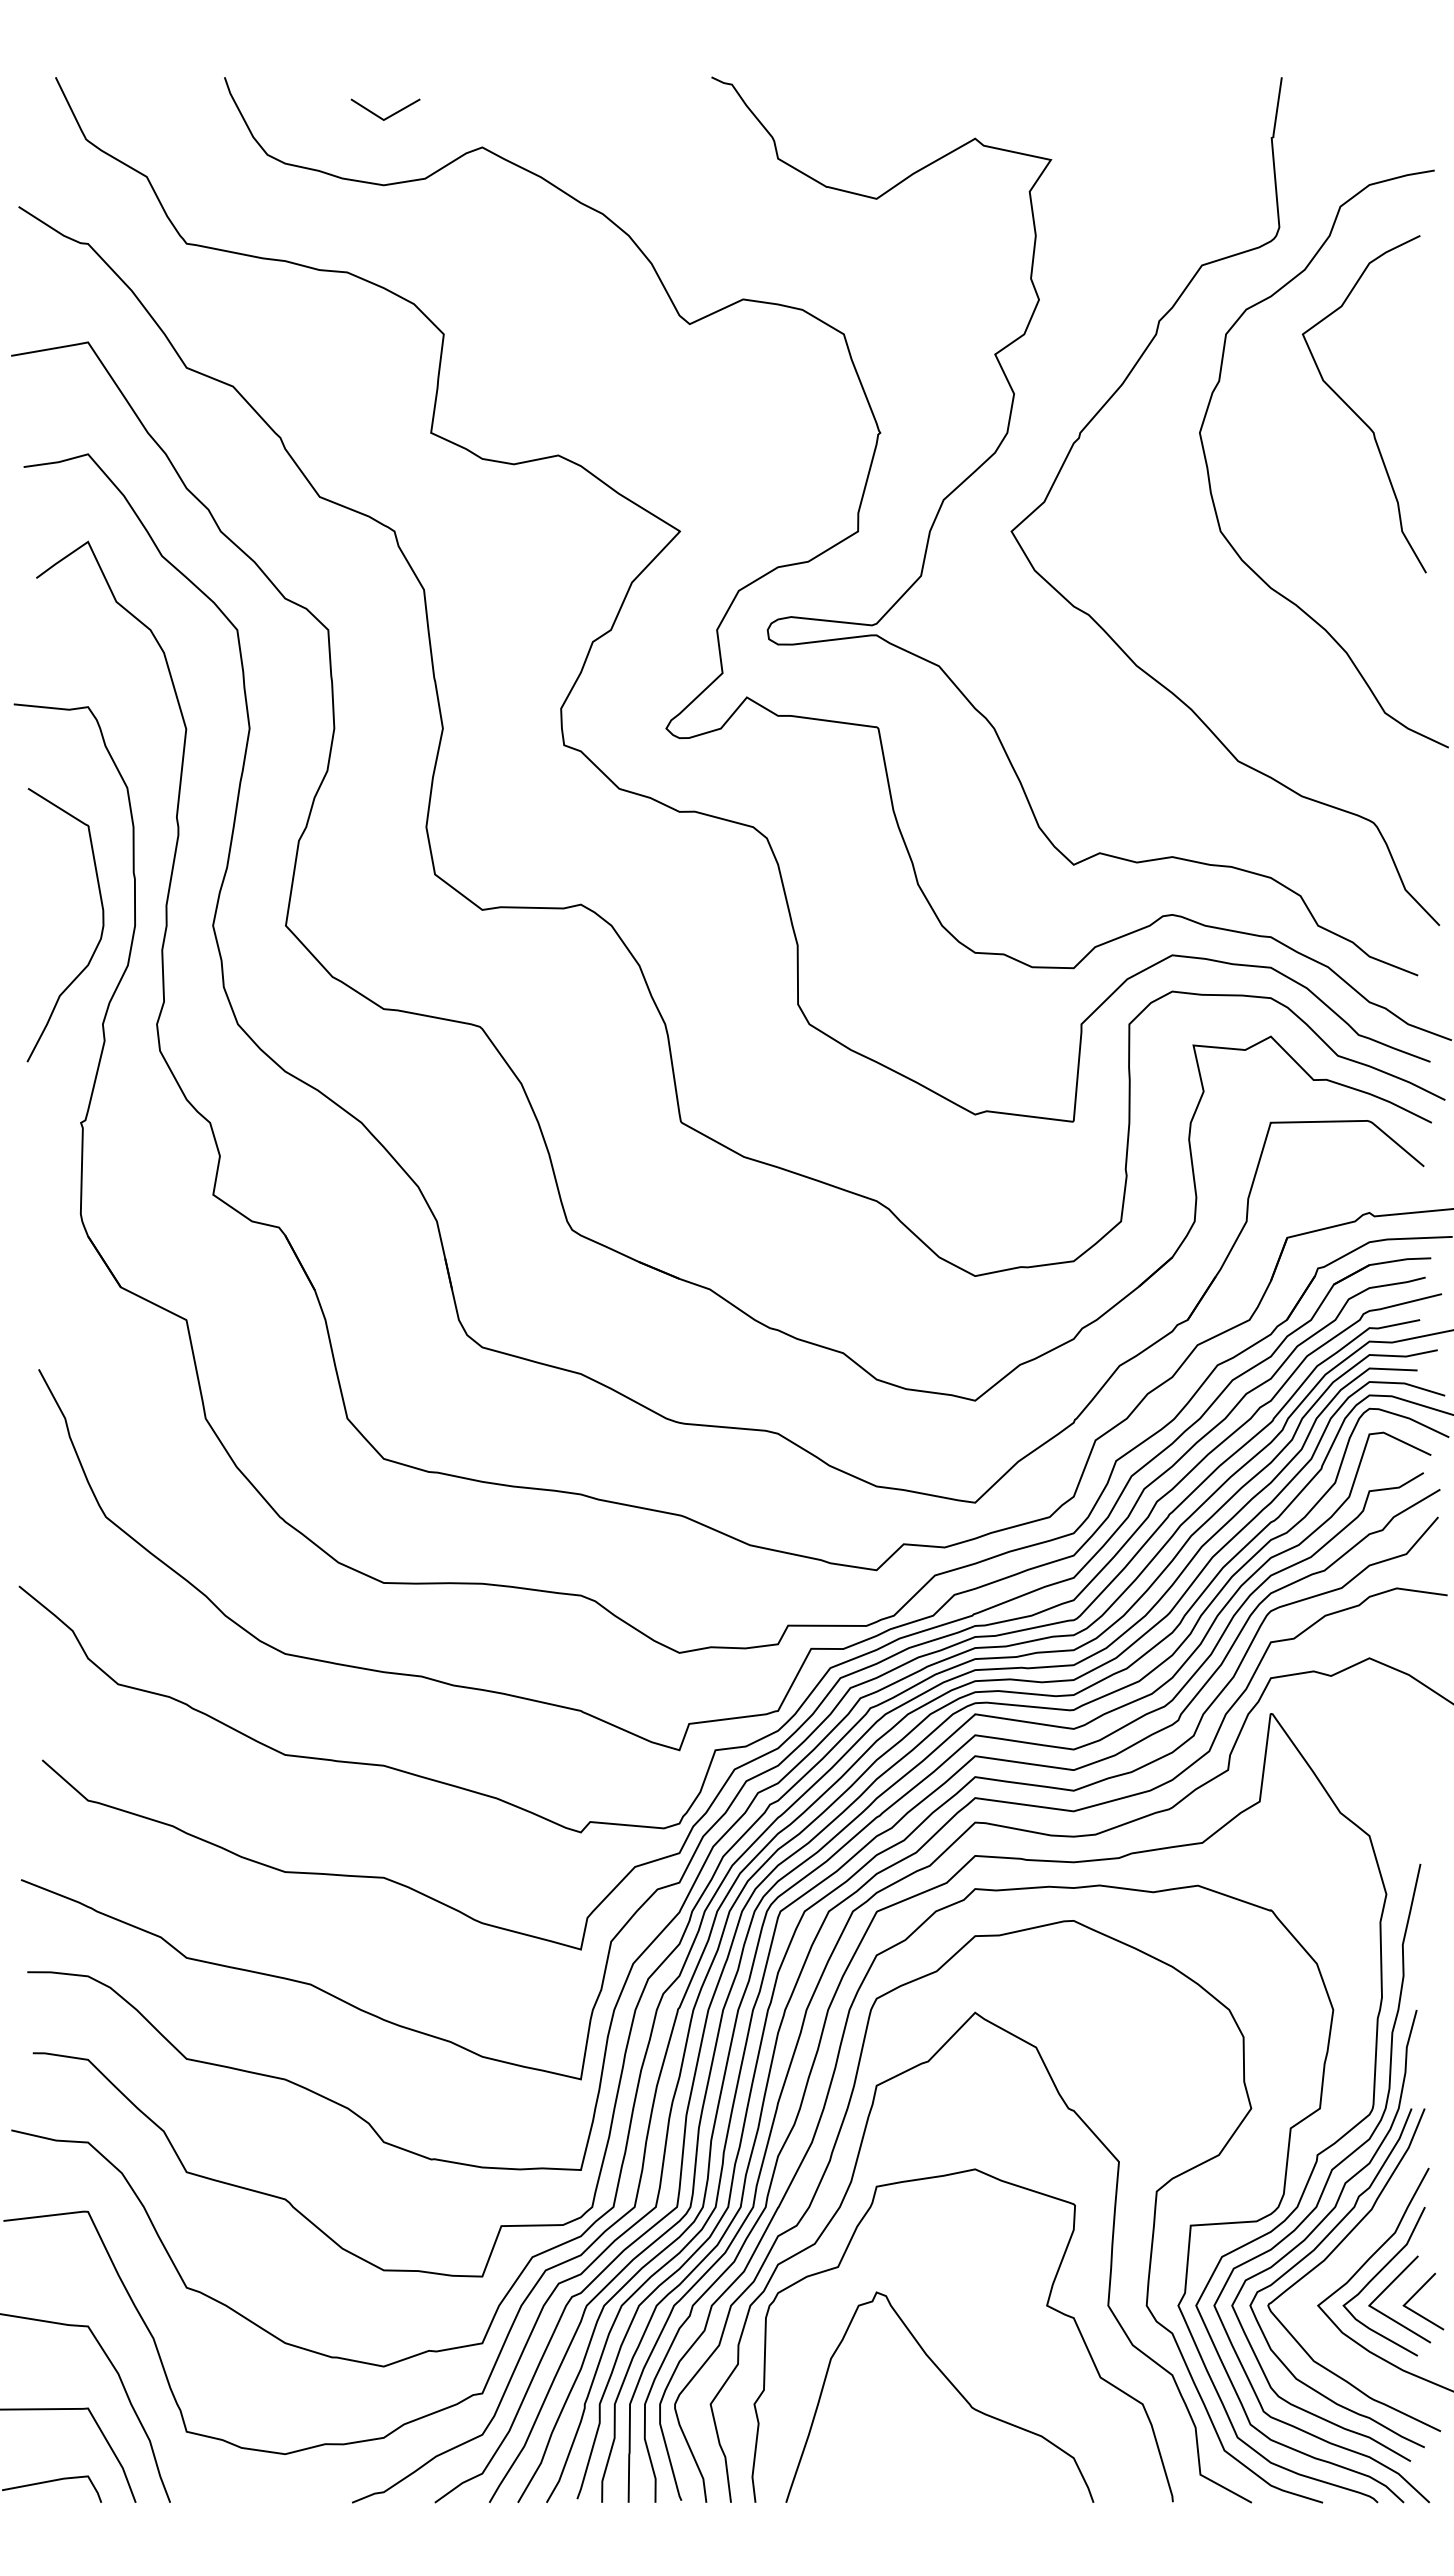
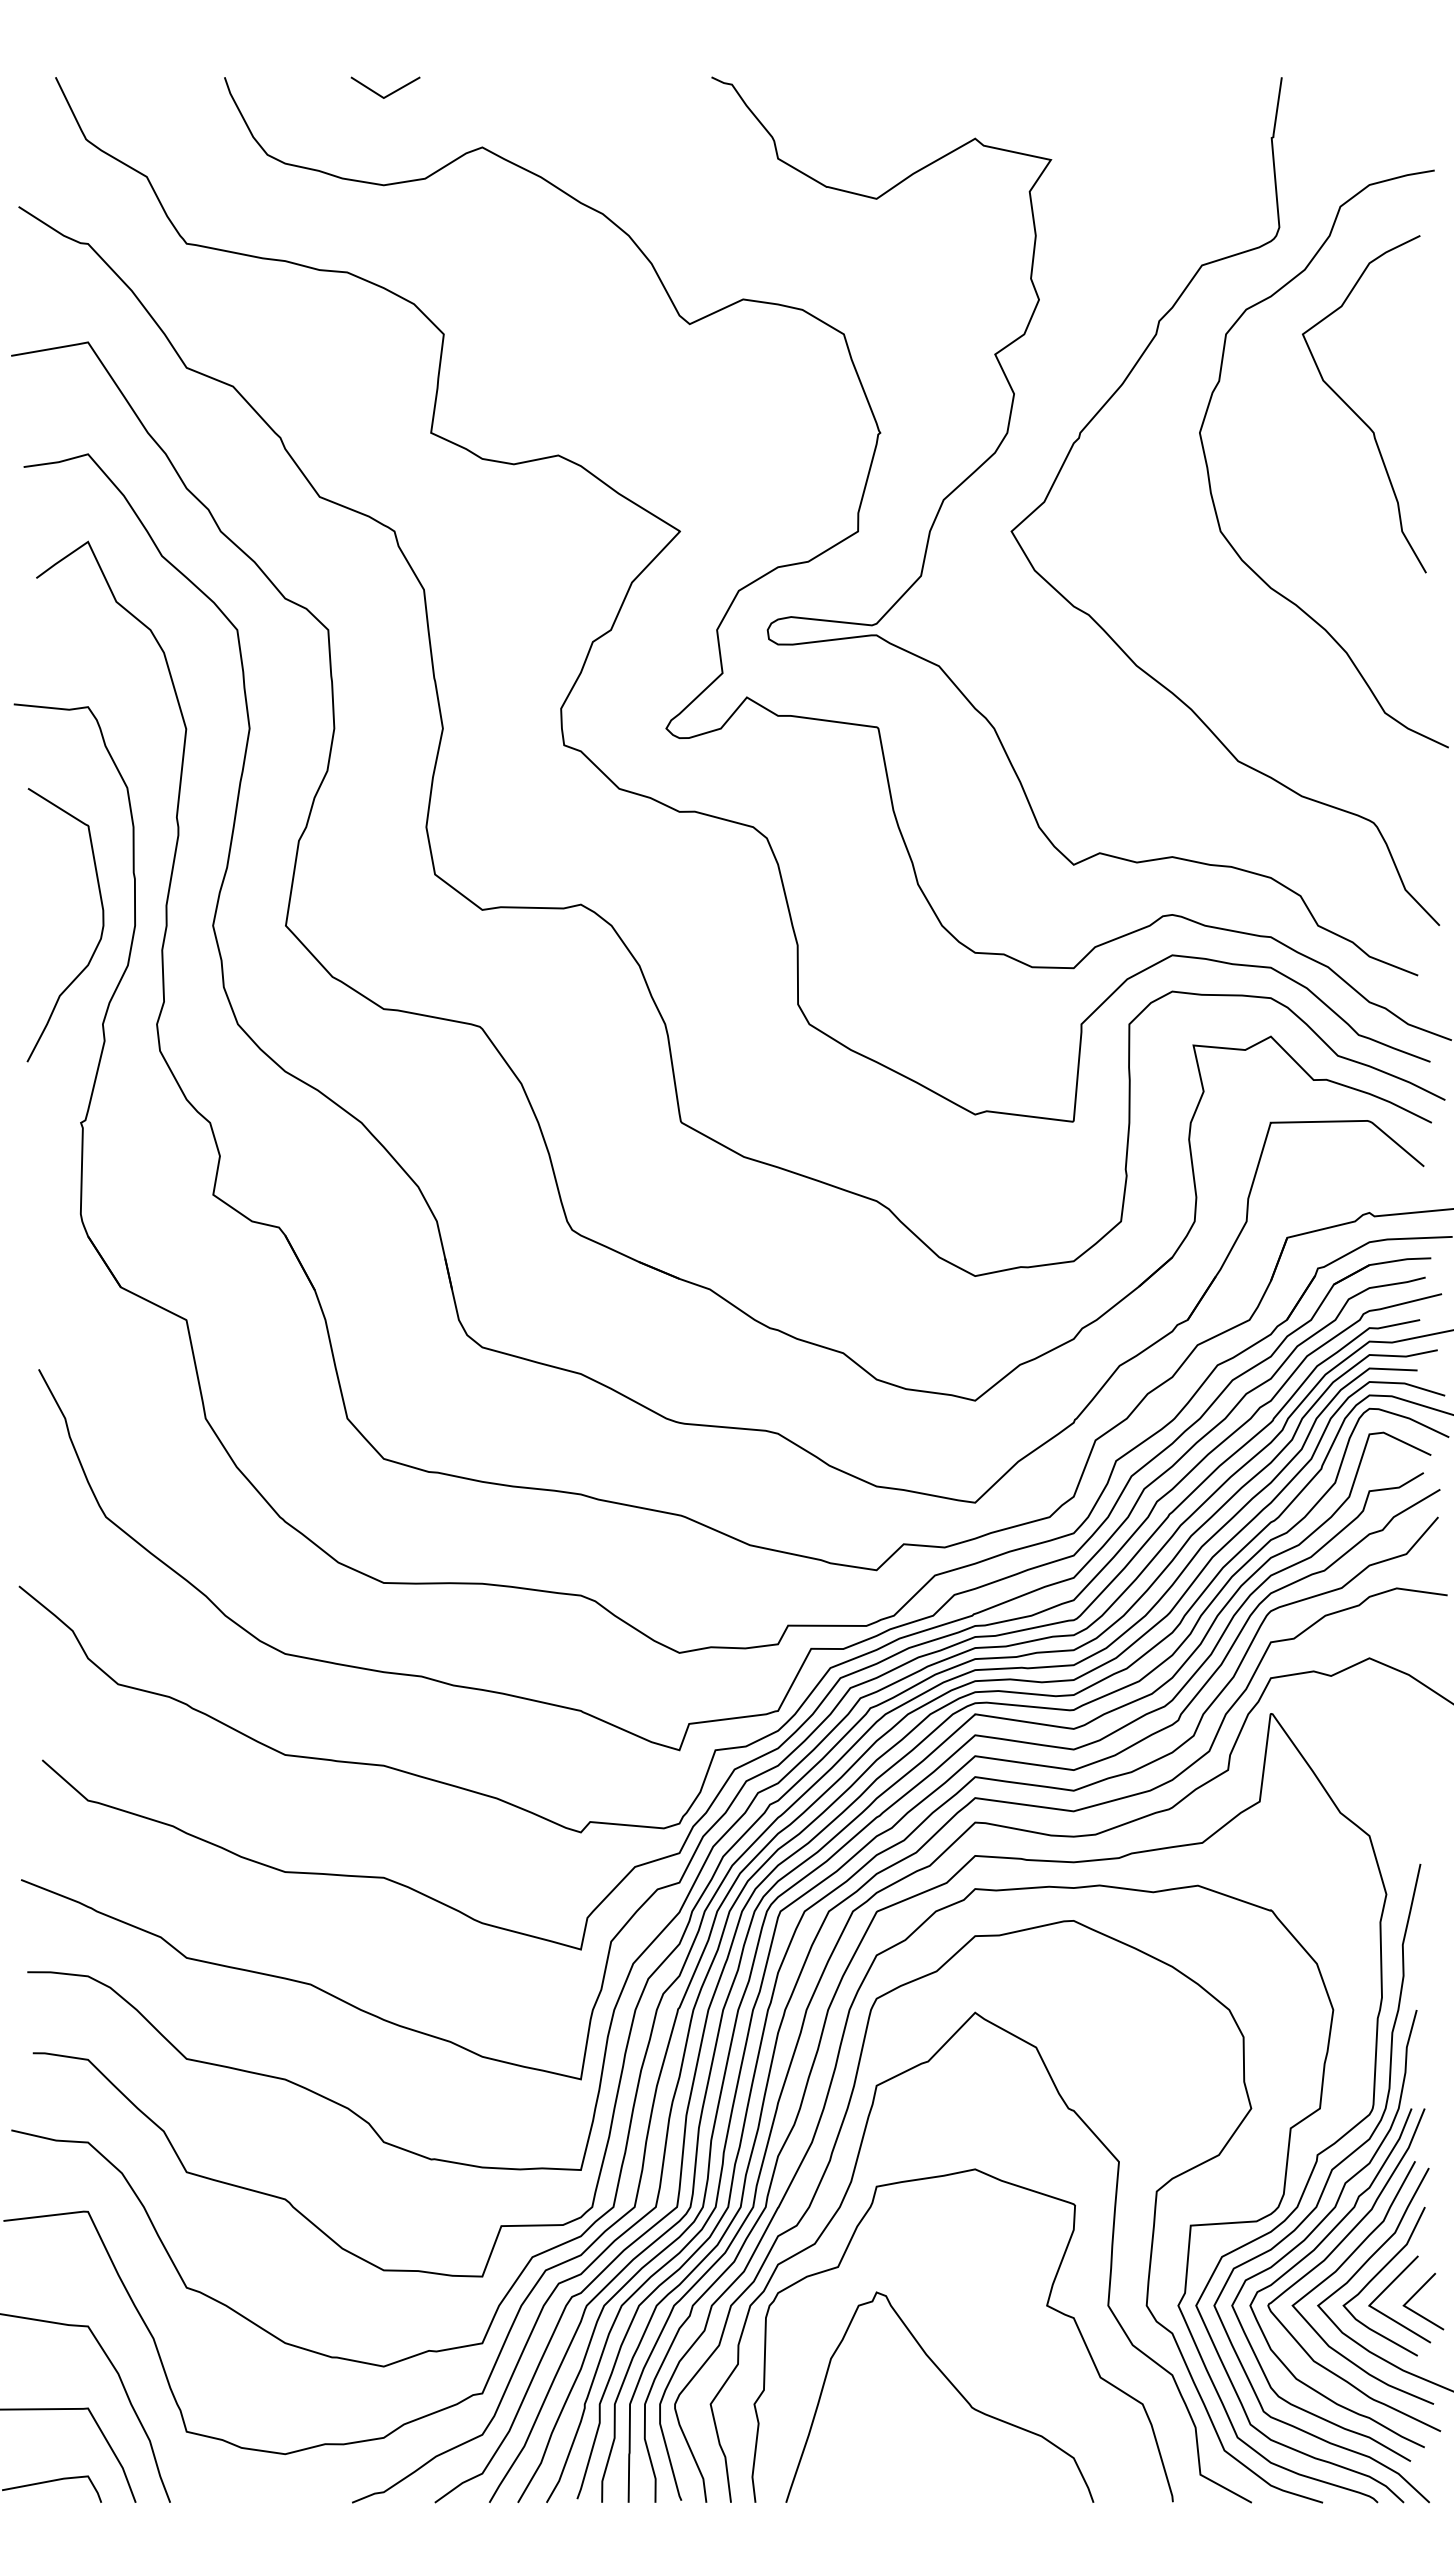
line position: (389, 115) -> (389, 93) (389, 93)
curve: none -> present (1344, 2263)
